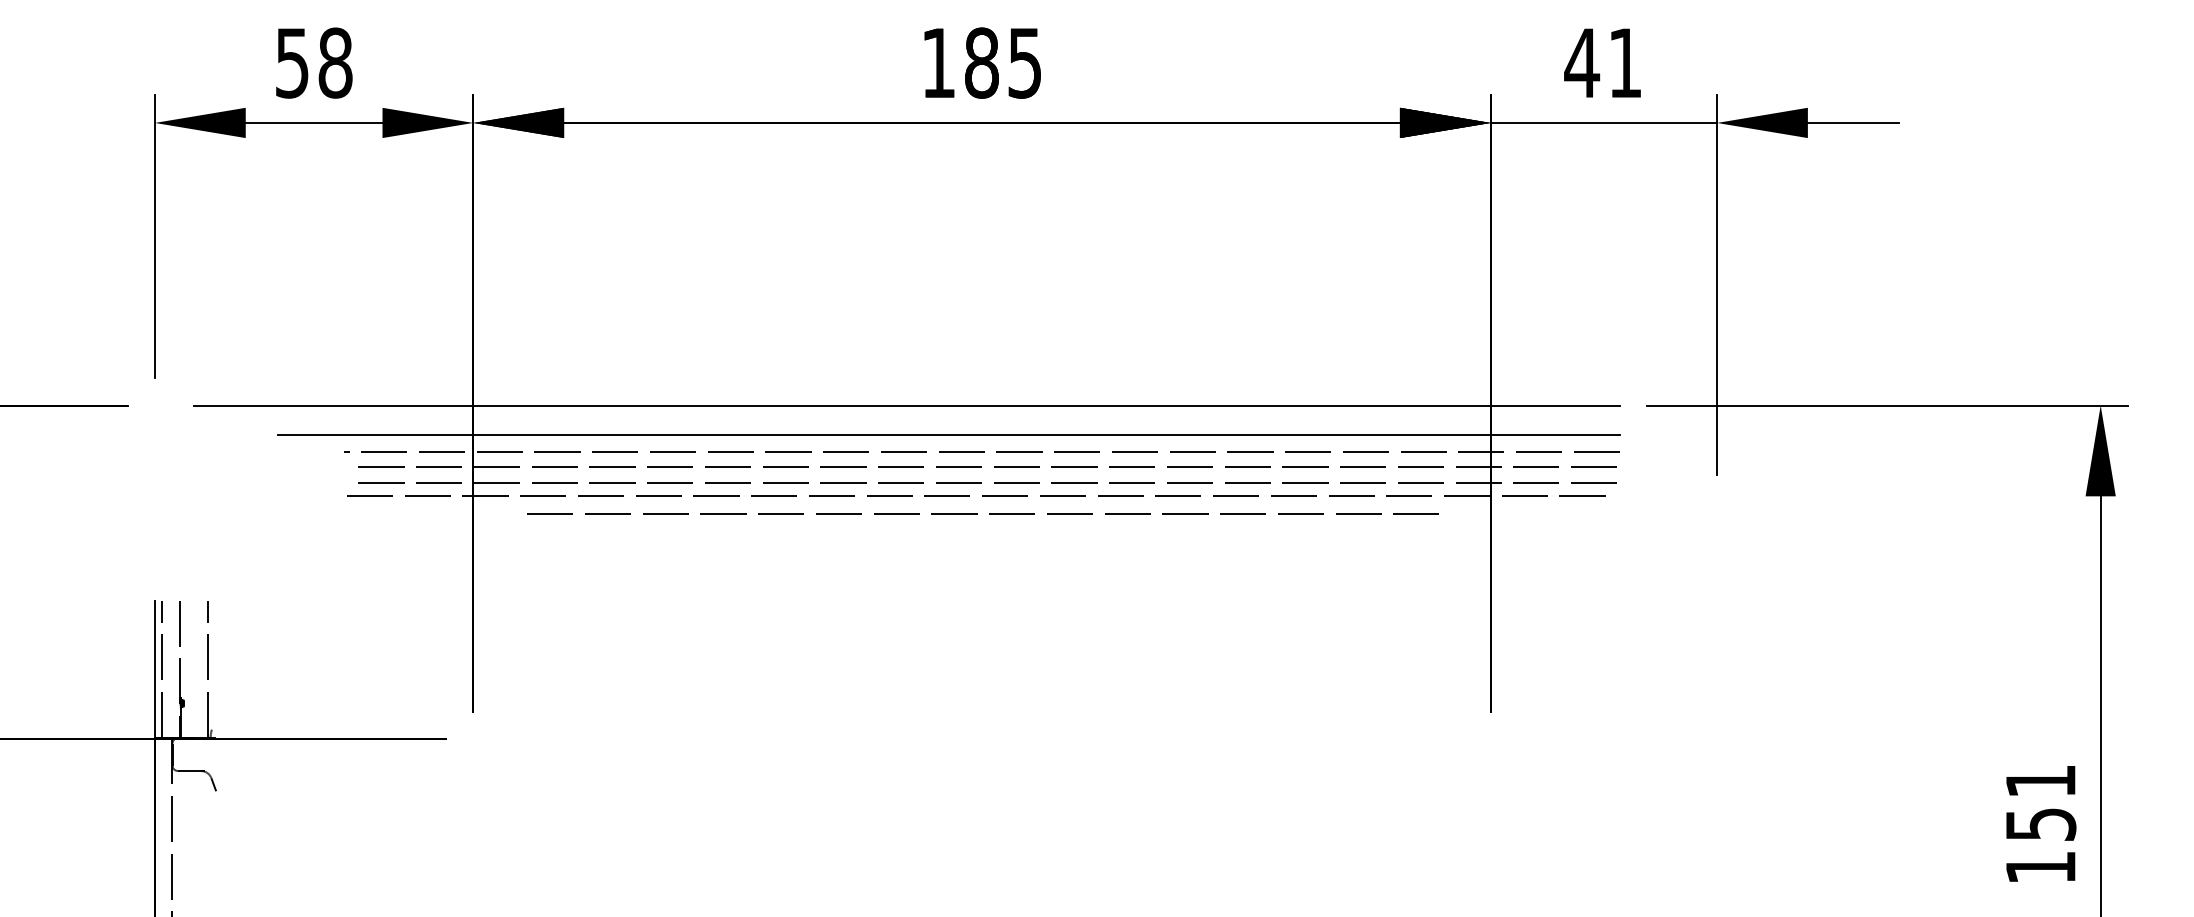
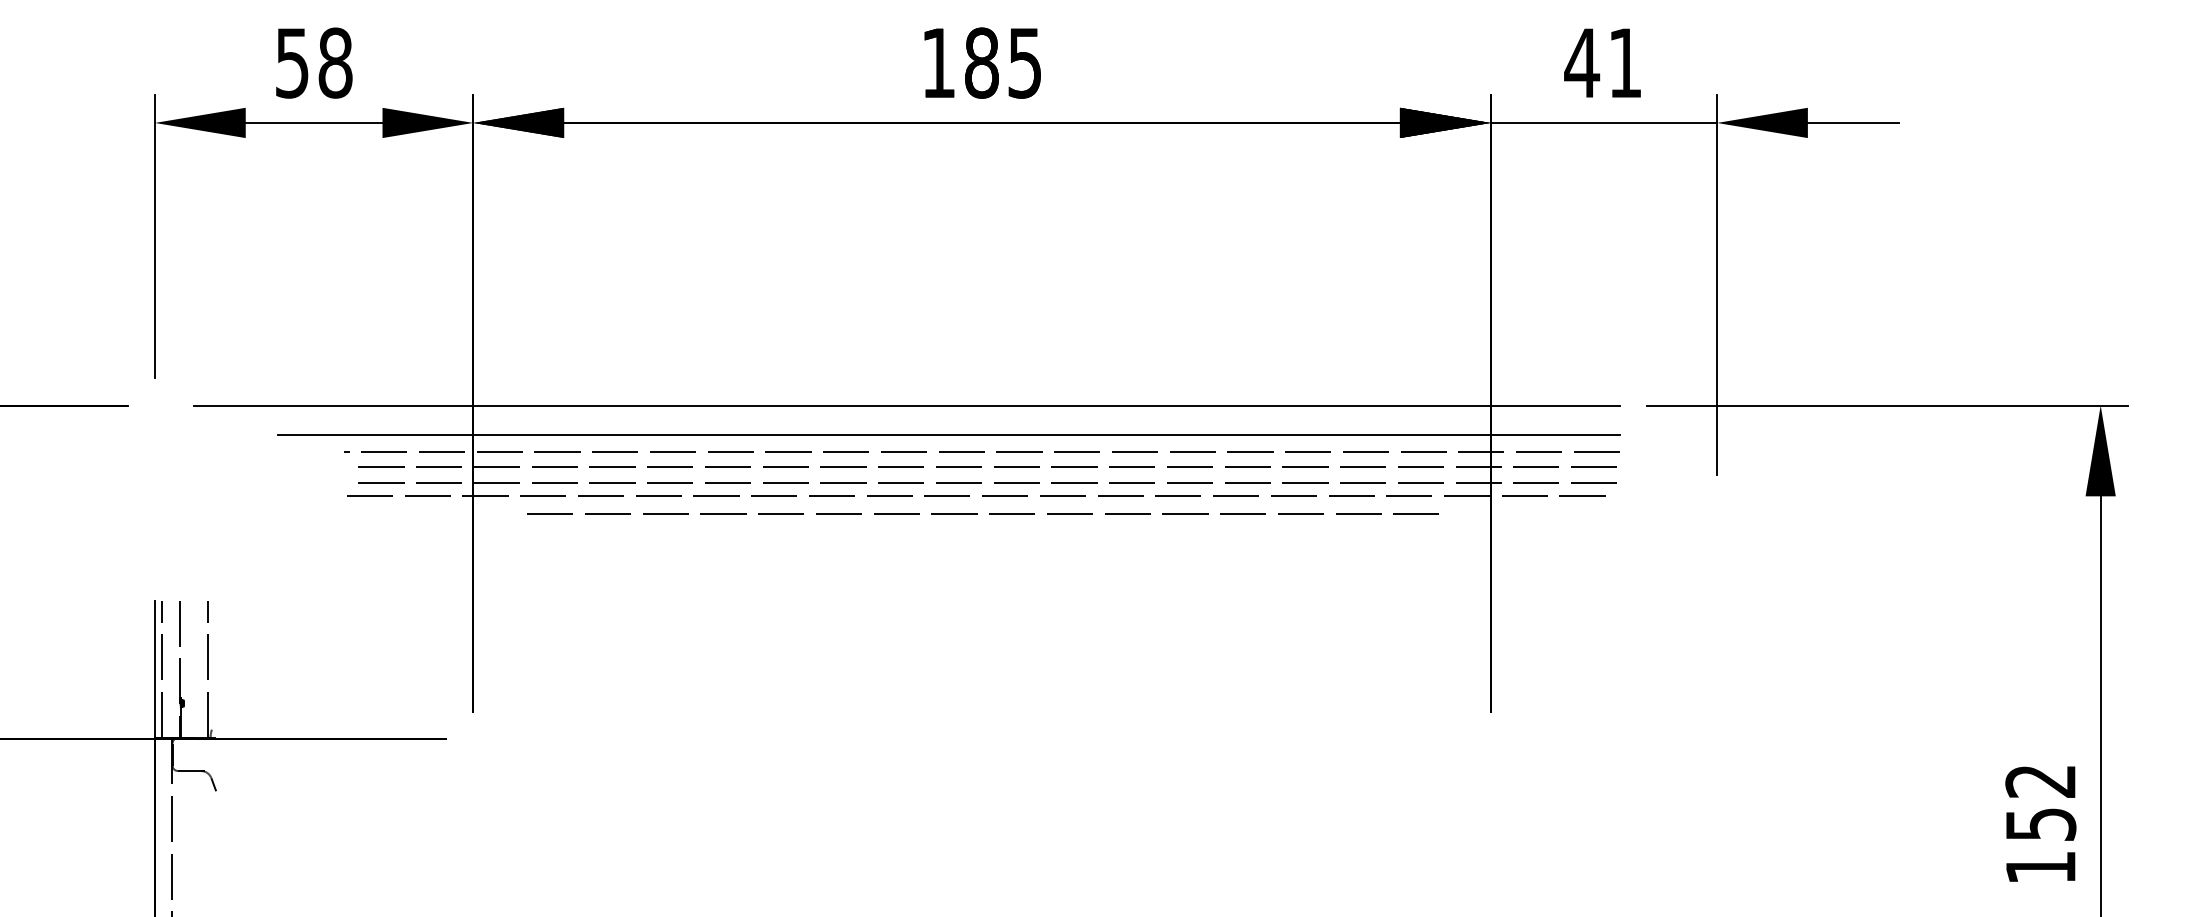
text: 151 -> 152 (2040, 781)
